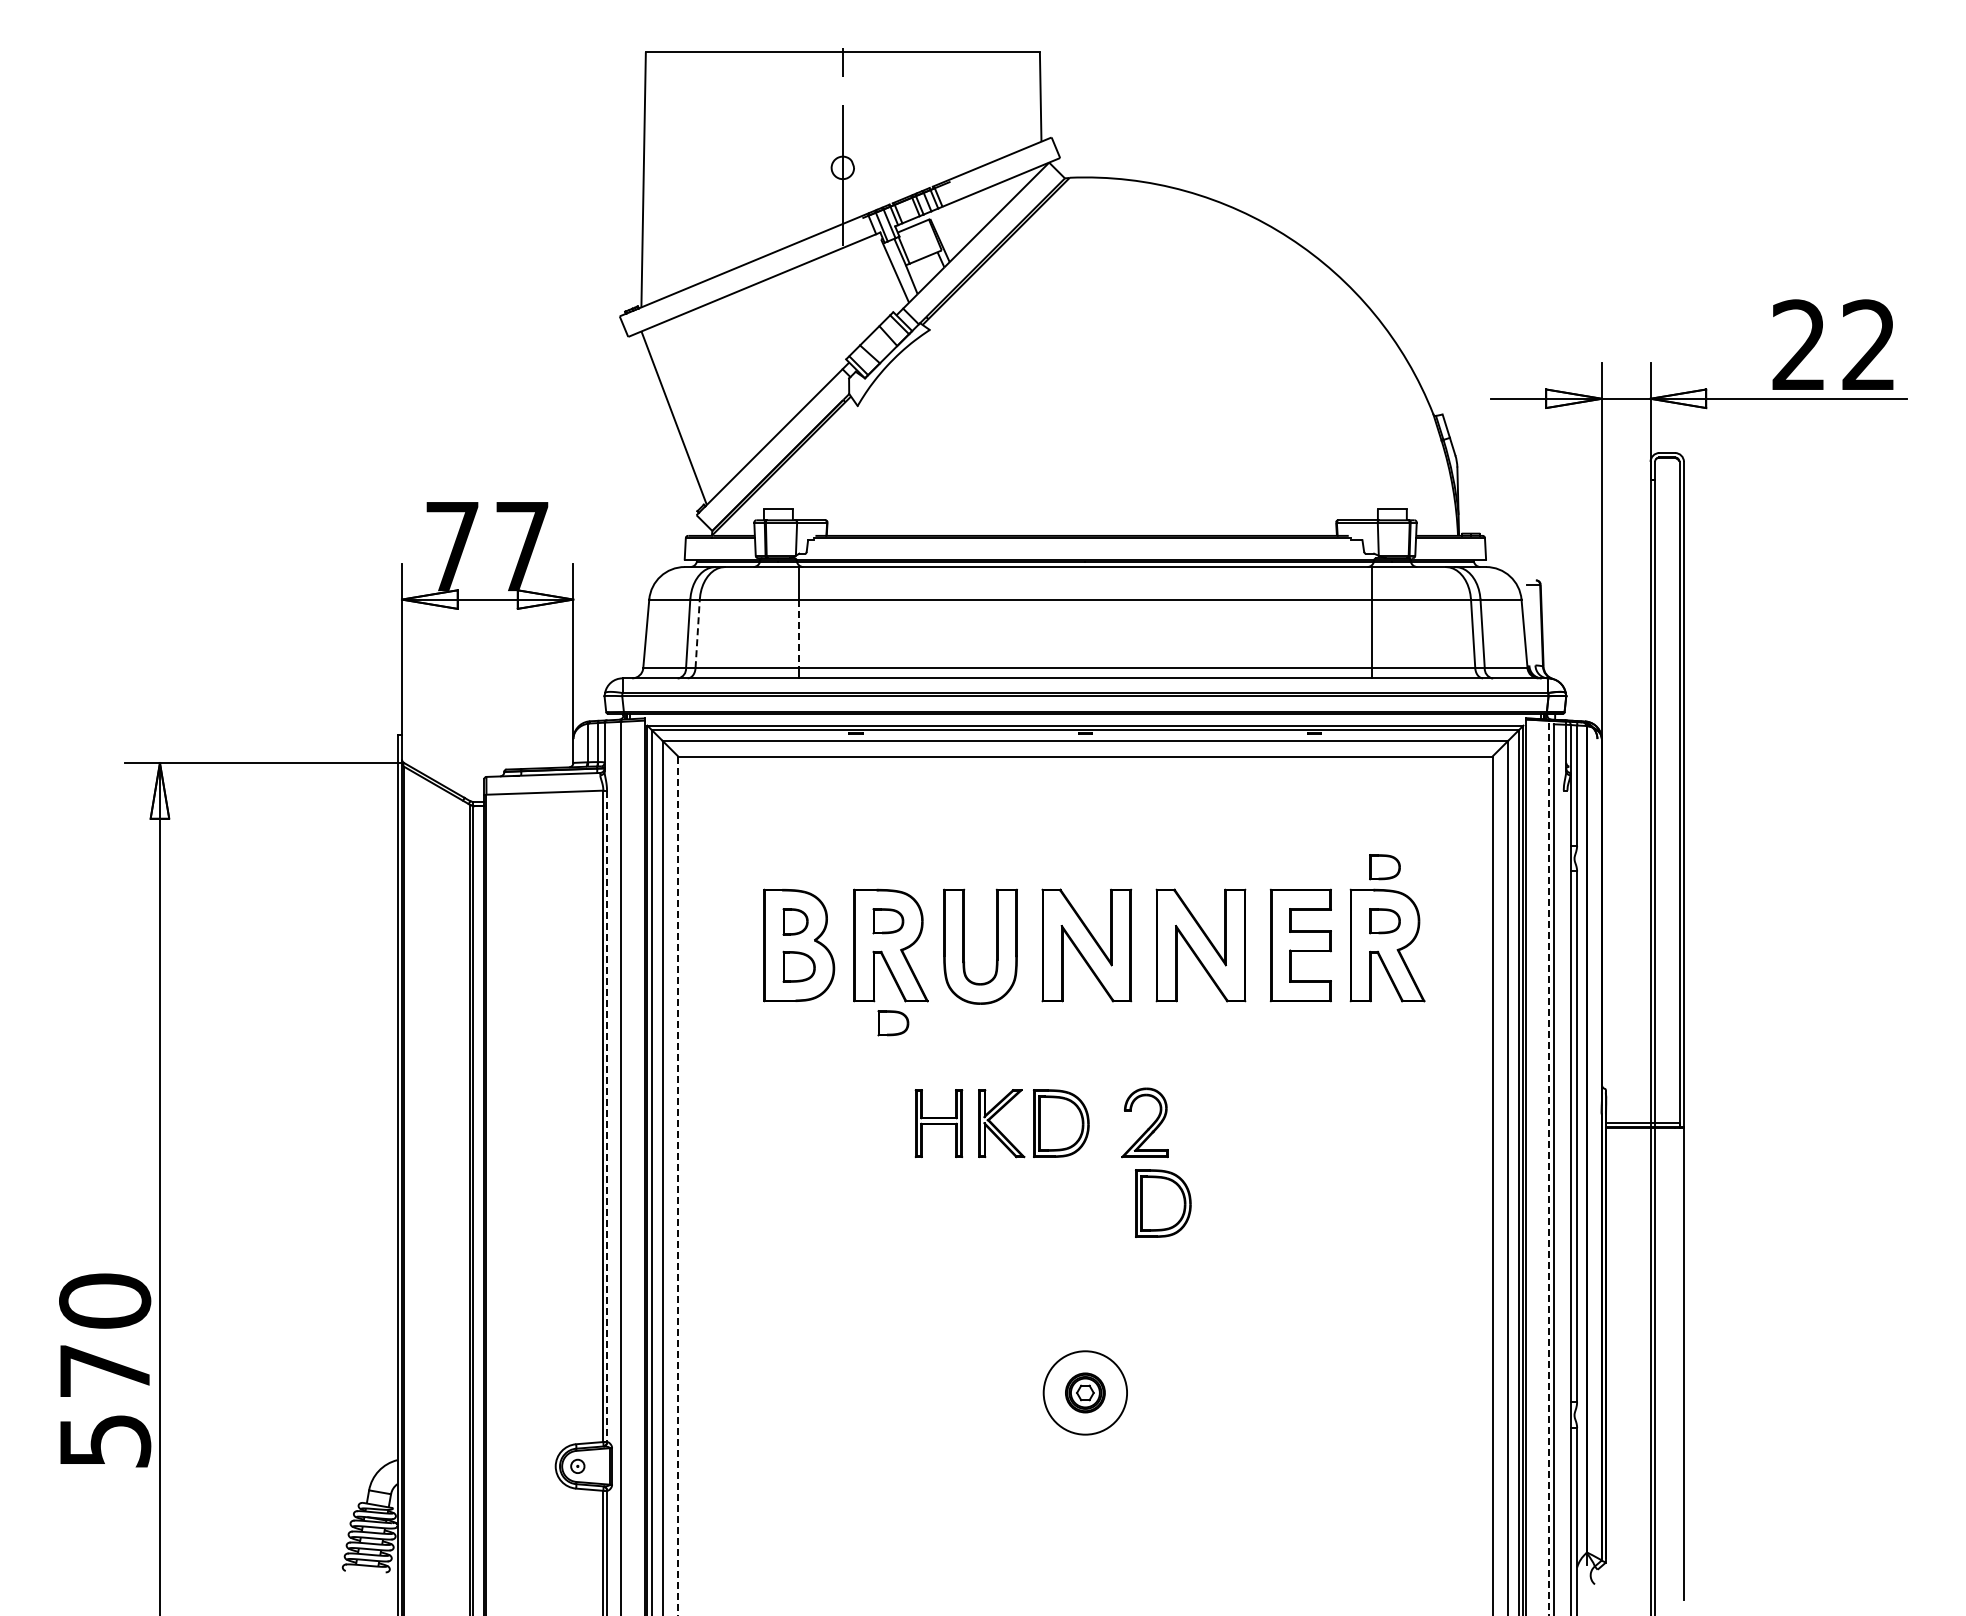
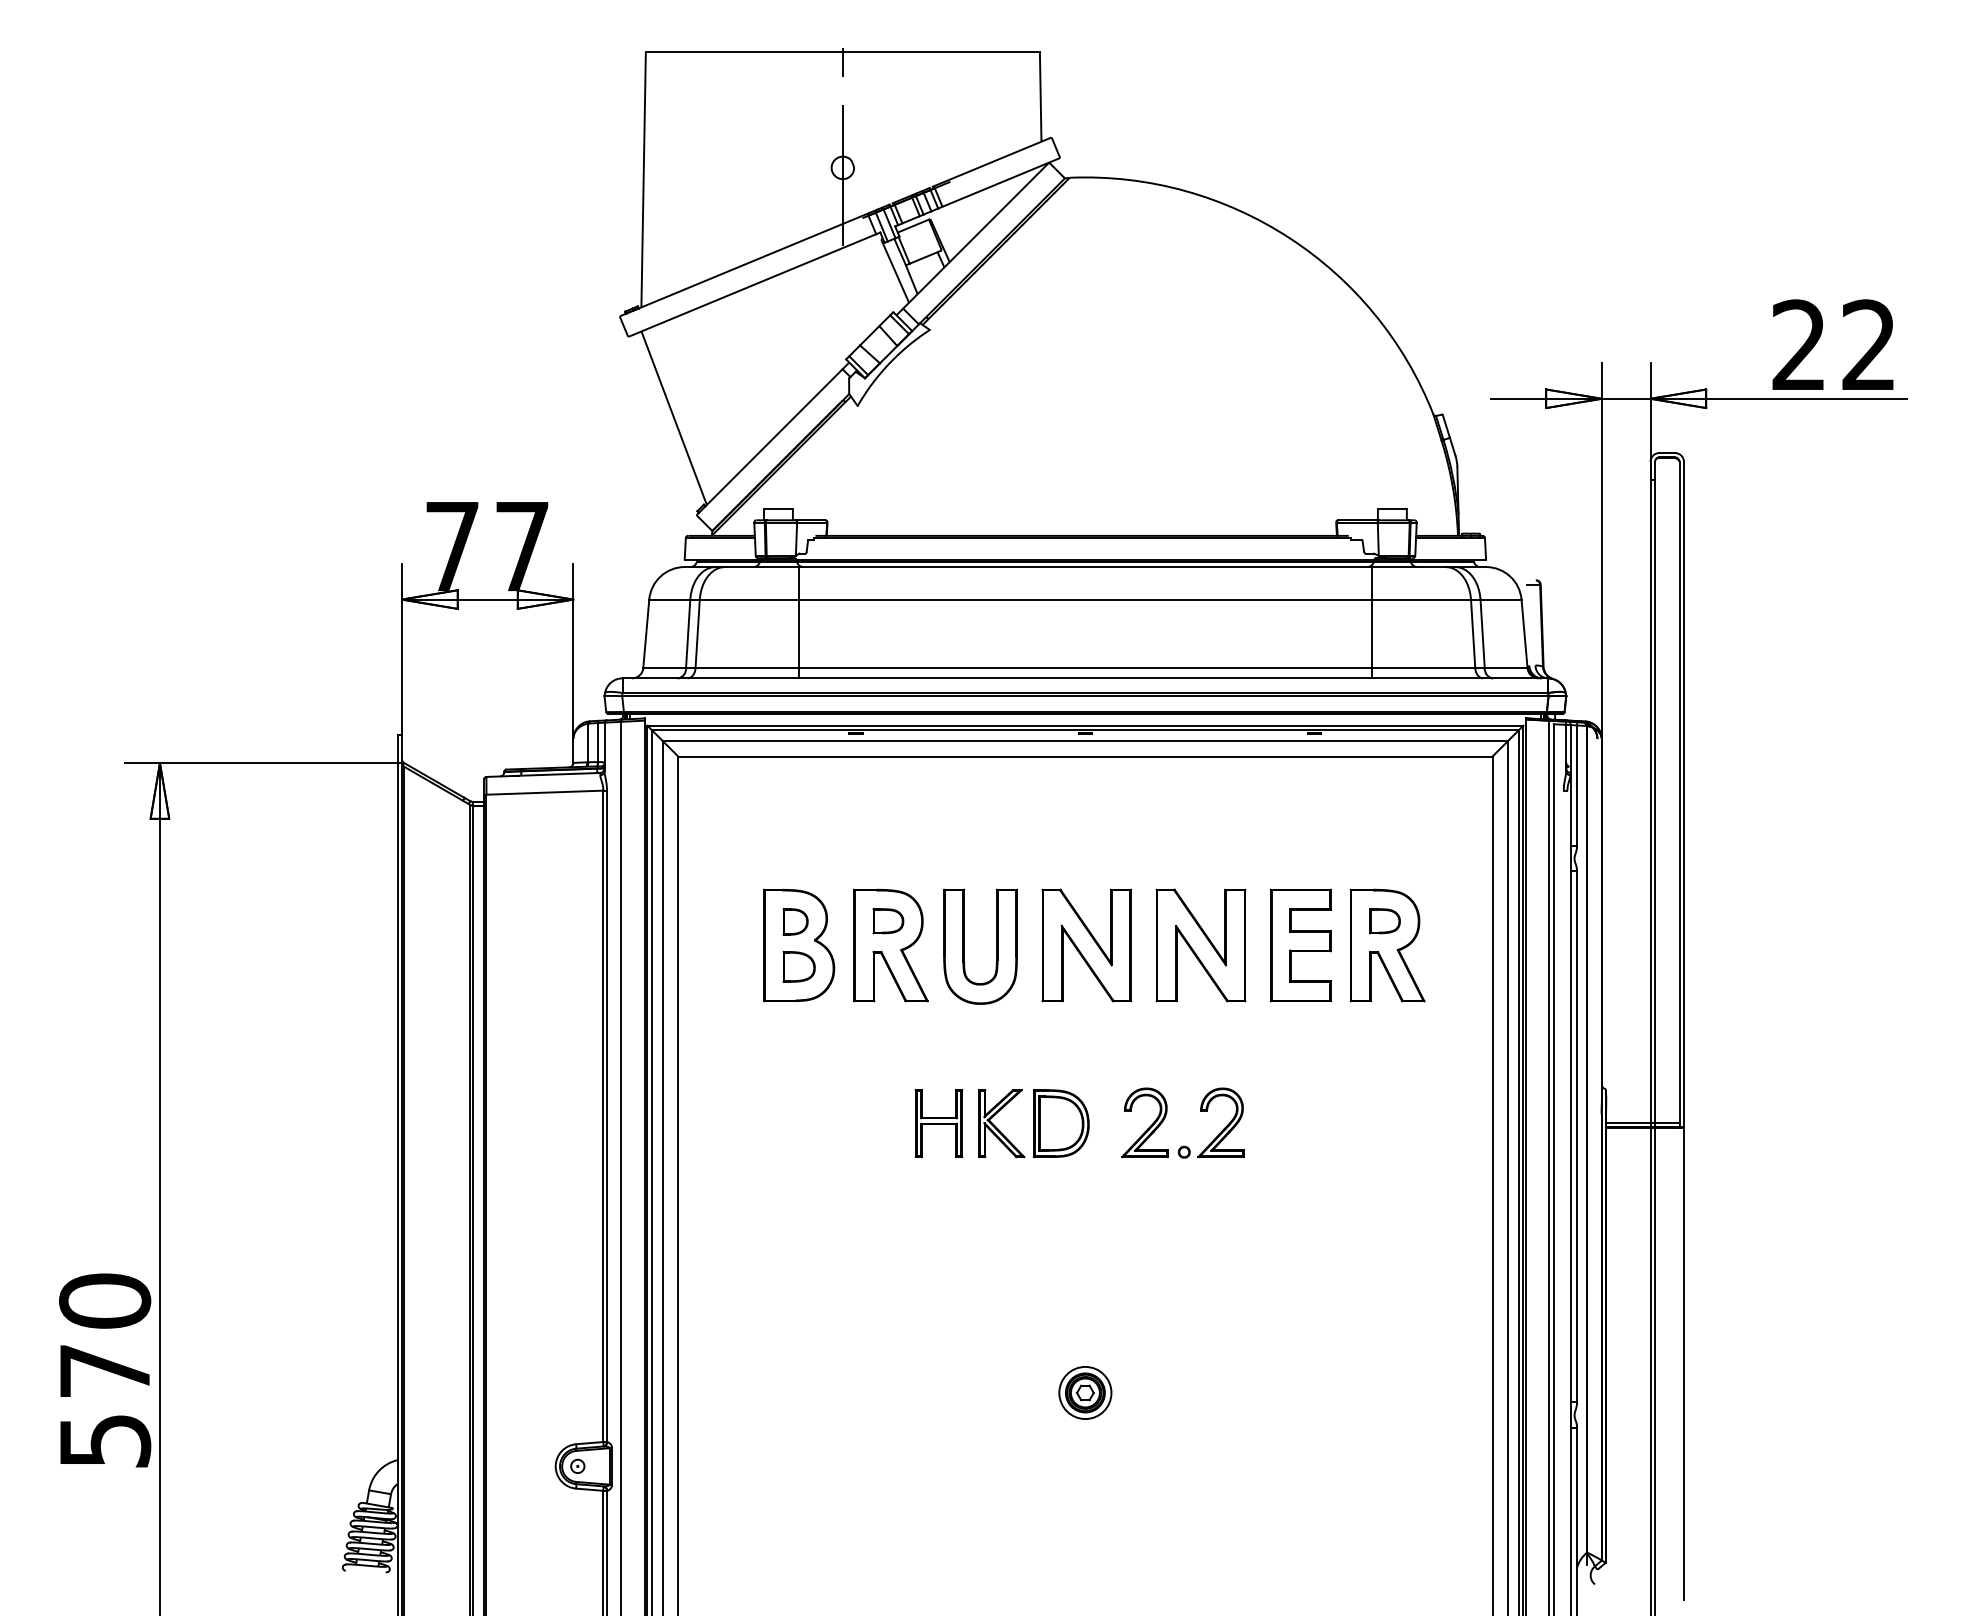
line: dashed -> solid (697, 633)
line: dashed -> solid (798, 634)
part: present -> none (1384, 867)
part: present -> none (893, 1023)
part: none -> present (1207, 1111)
line: dashed -> solid (607, 1116)
line: dashed -> solid (1549, 1167)
line: dashed -> solid (678, 1186)
part: present -> none (1163, 1203)
circle diameter: 83 px -> 52 px (1085, 1392)
